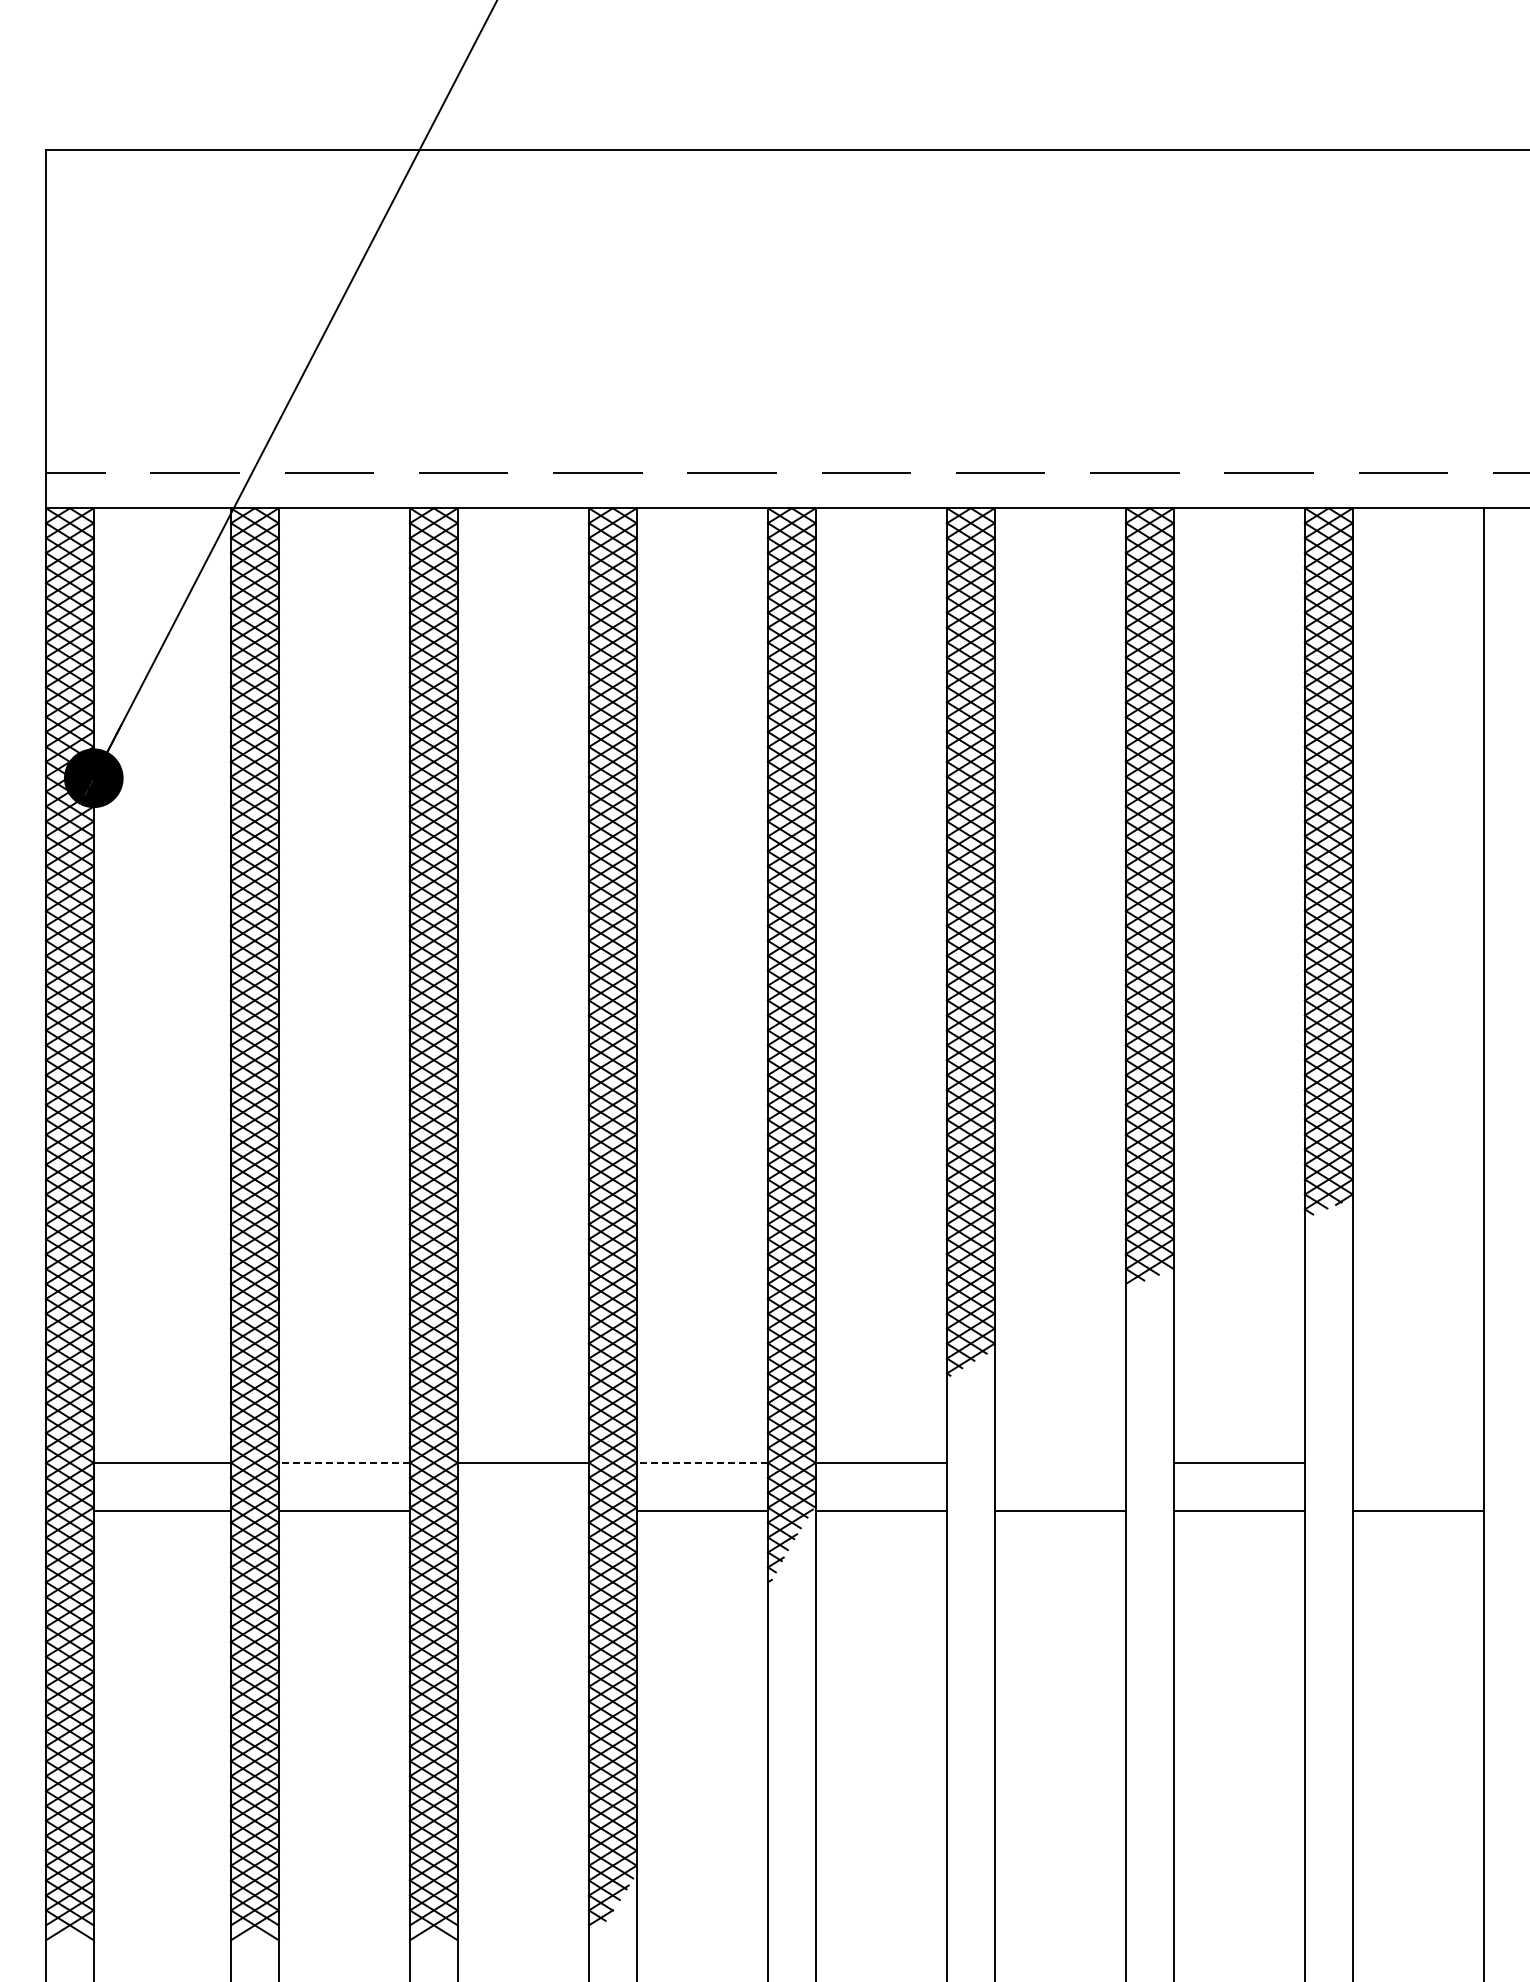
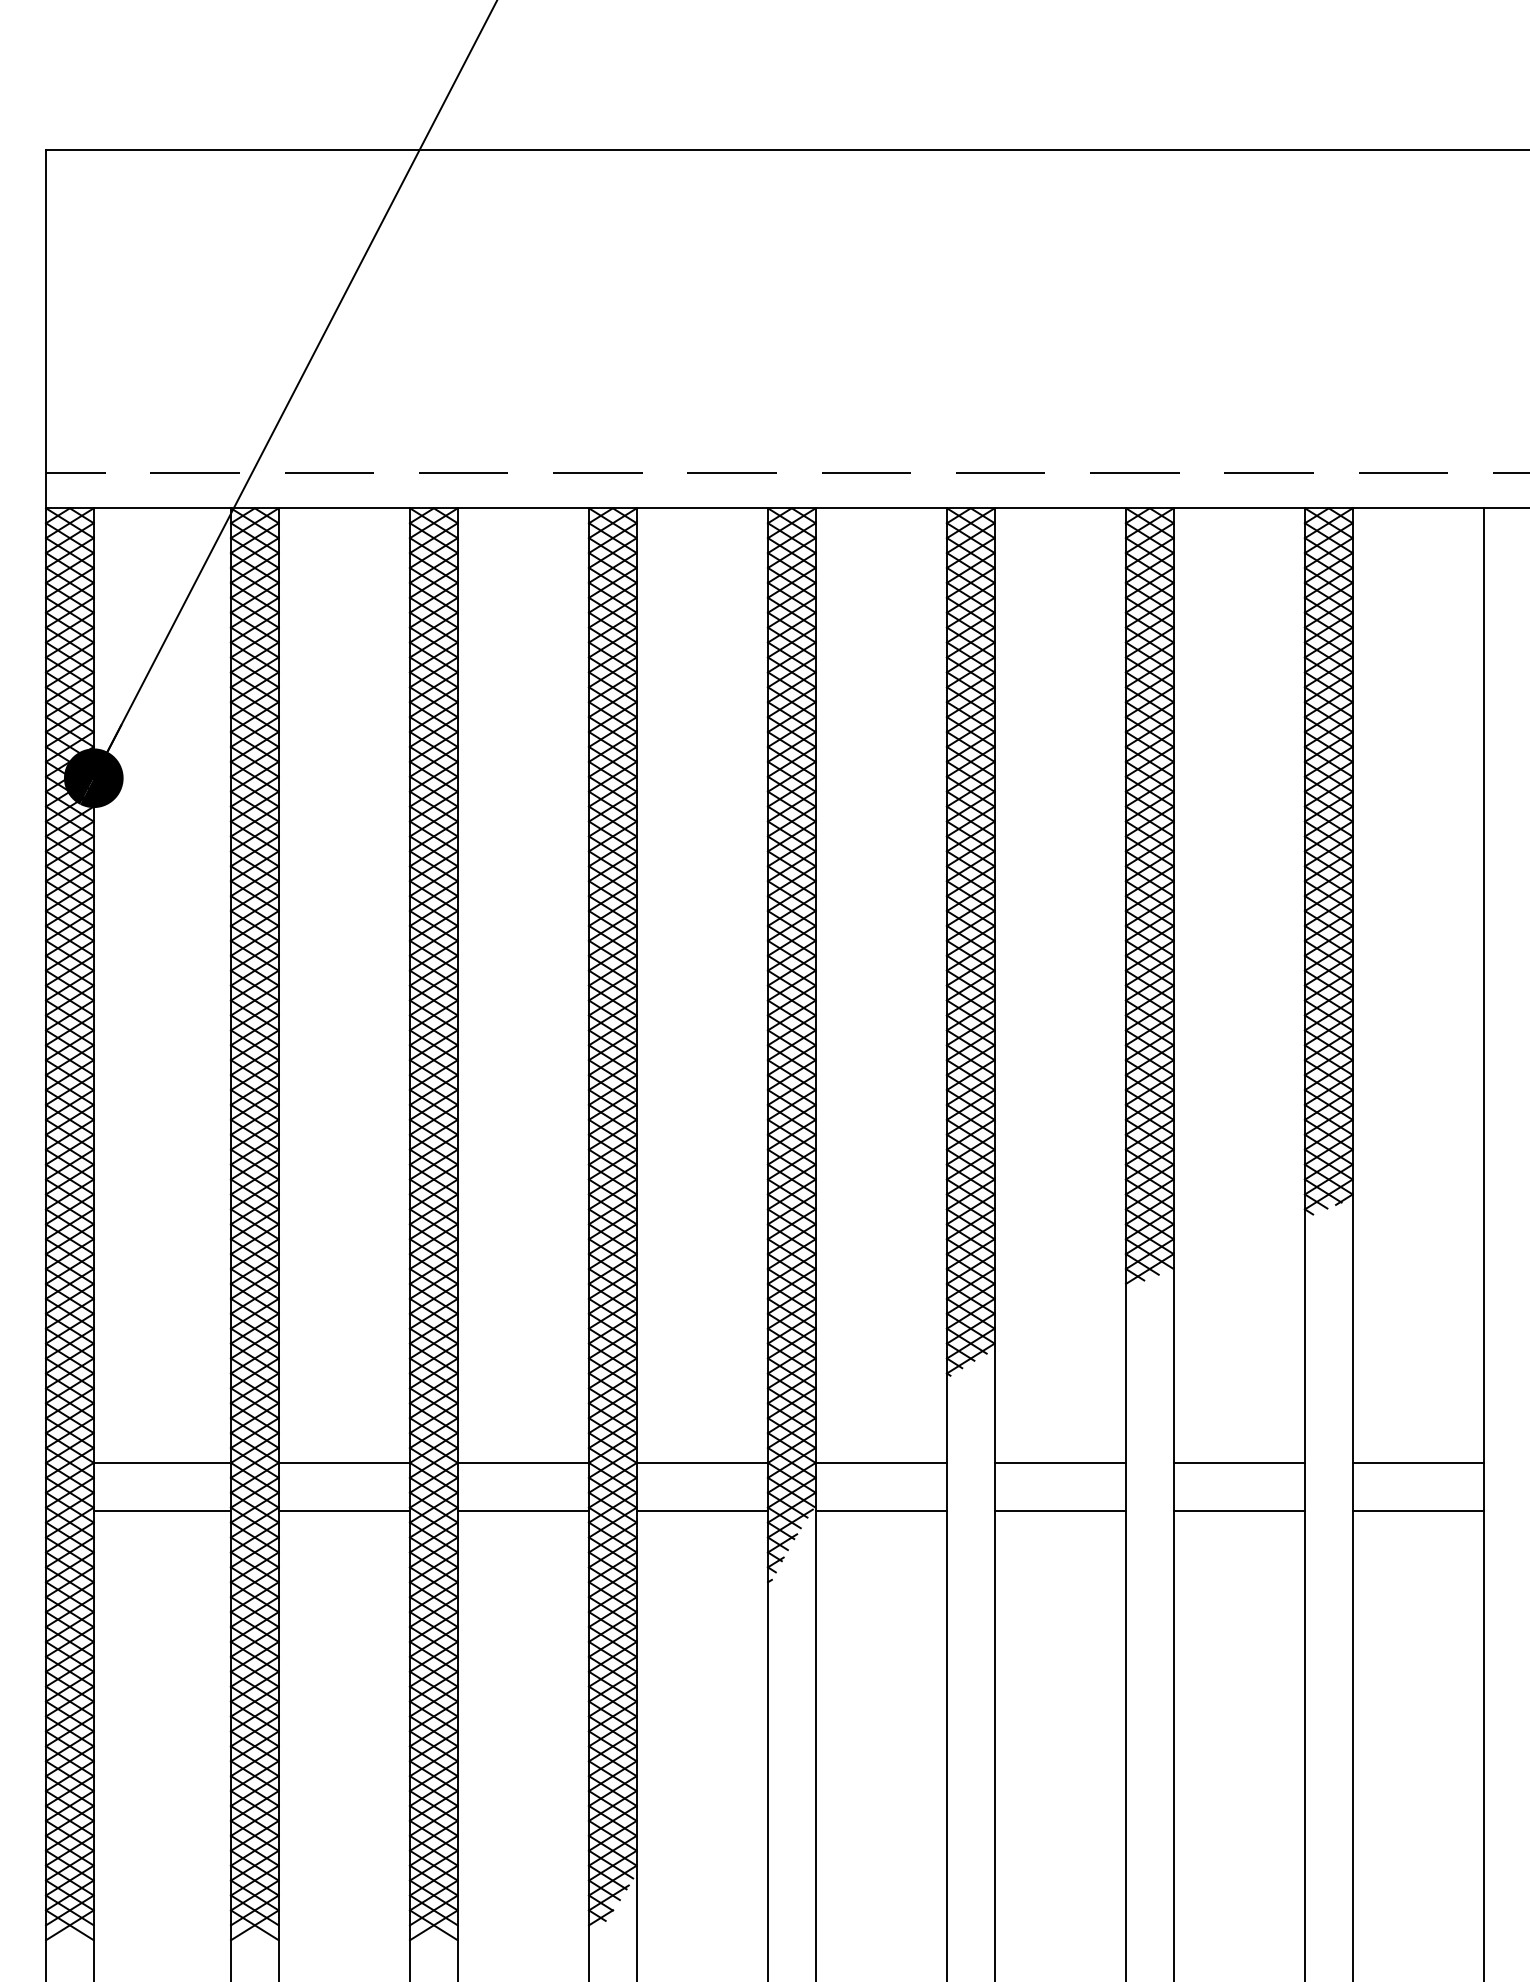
line: dashed -> solid (344, 1462)
line: dashed -> solid (702, 1462)
line: none -> present (1059, 1462)
line: none -> present (1417, 1462)
line: none -> present (523, 1510)
